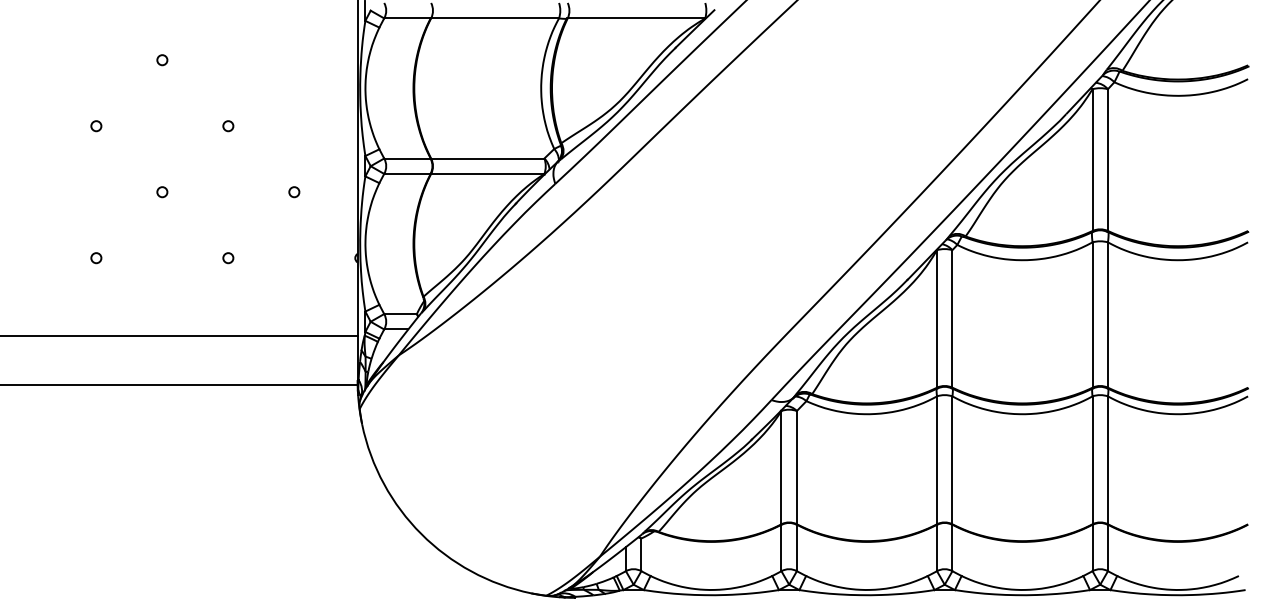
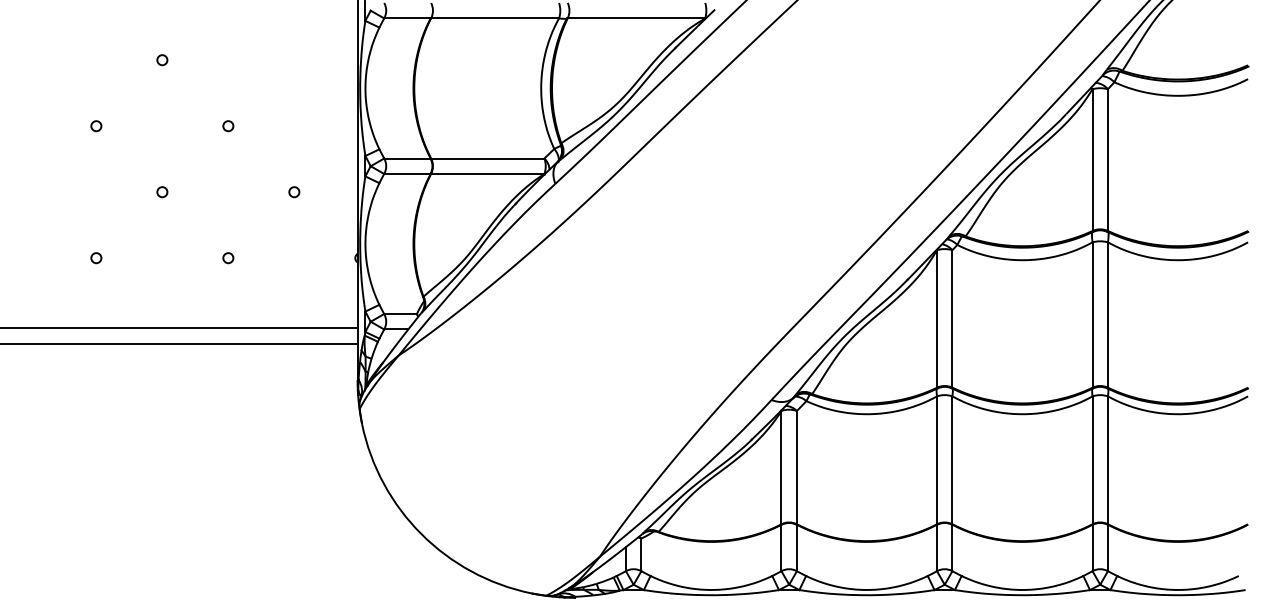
line position: (179, 335) -> (179, 327) (179, 327)
line position: (179, 385) -> (179, 344) (179, 344)
